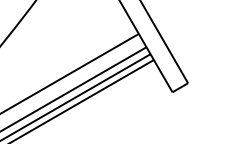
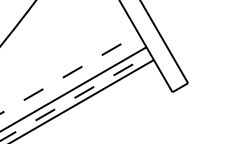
line: solid -> dashed (69, 73)
line: solid -> dashed (75, 97)
